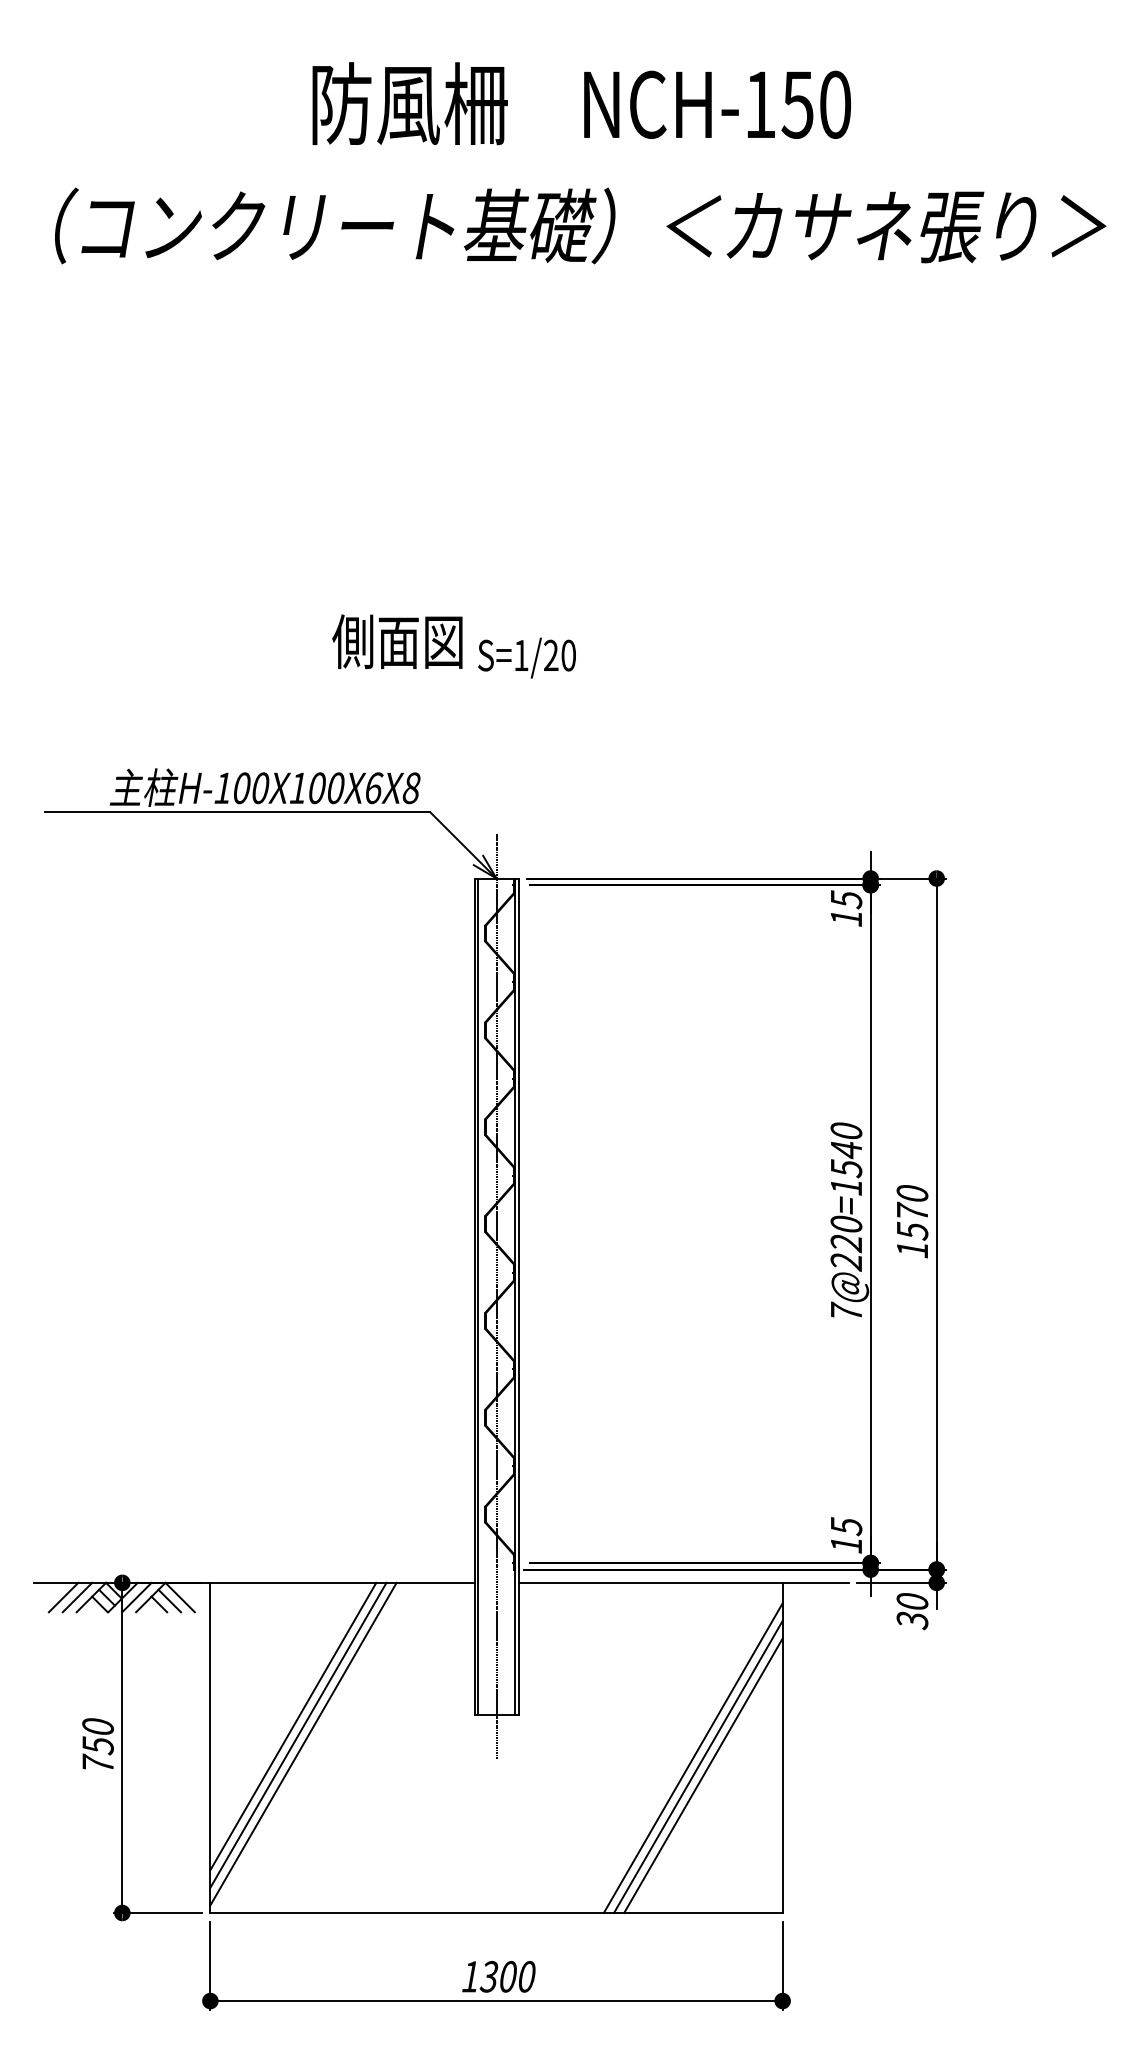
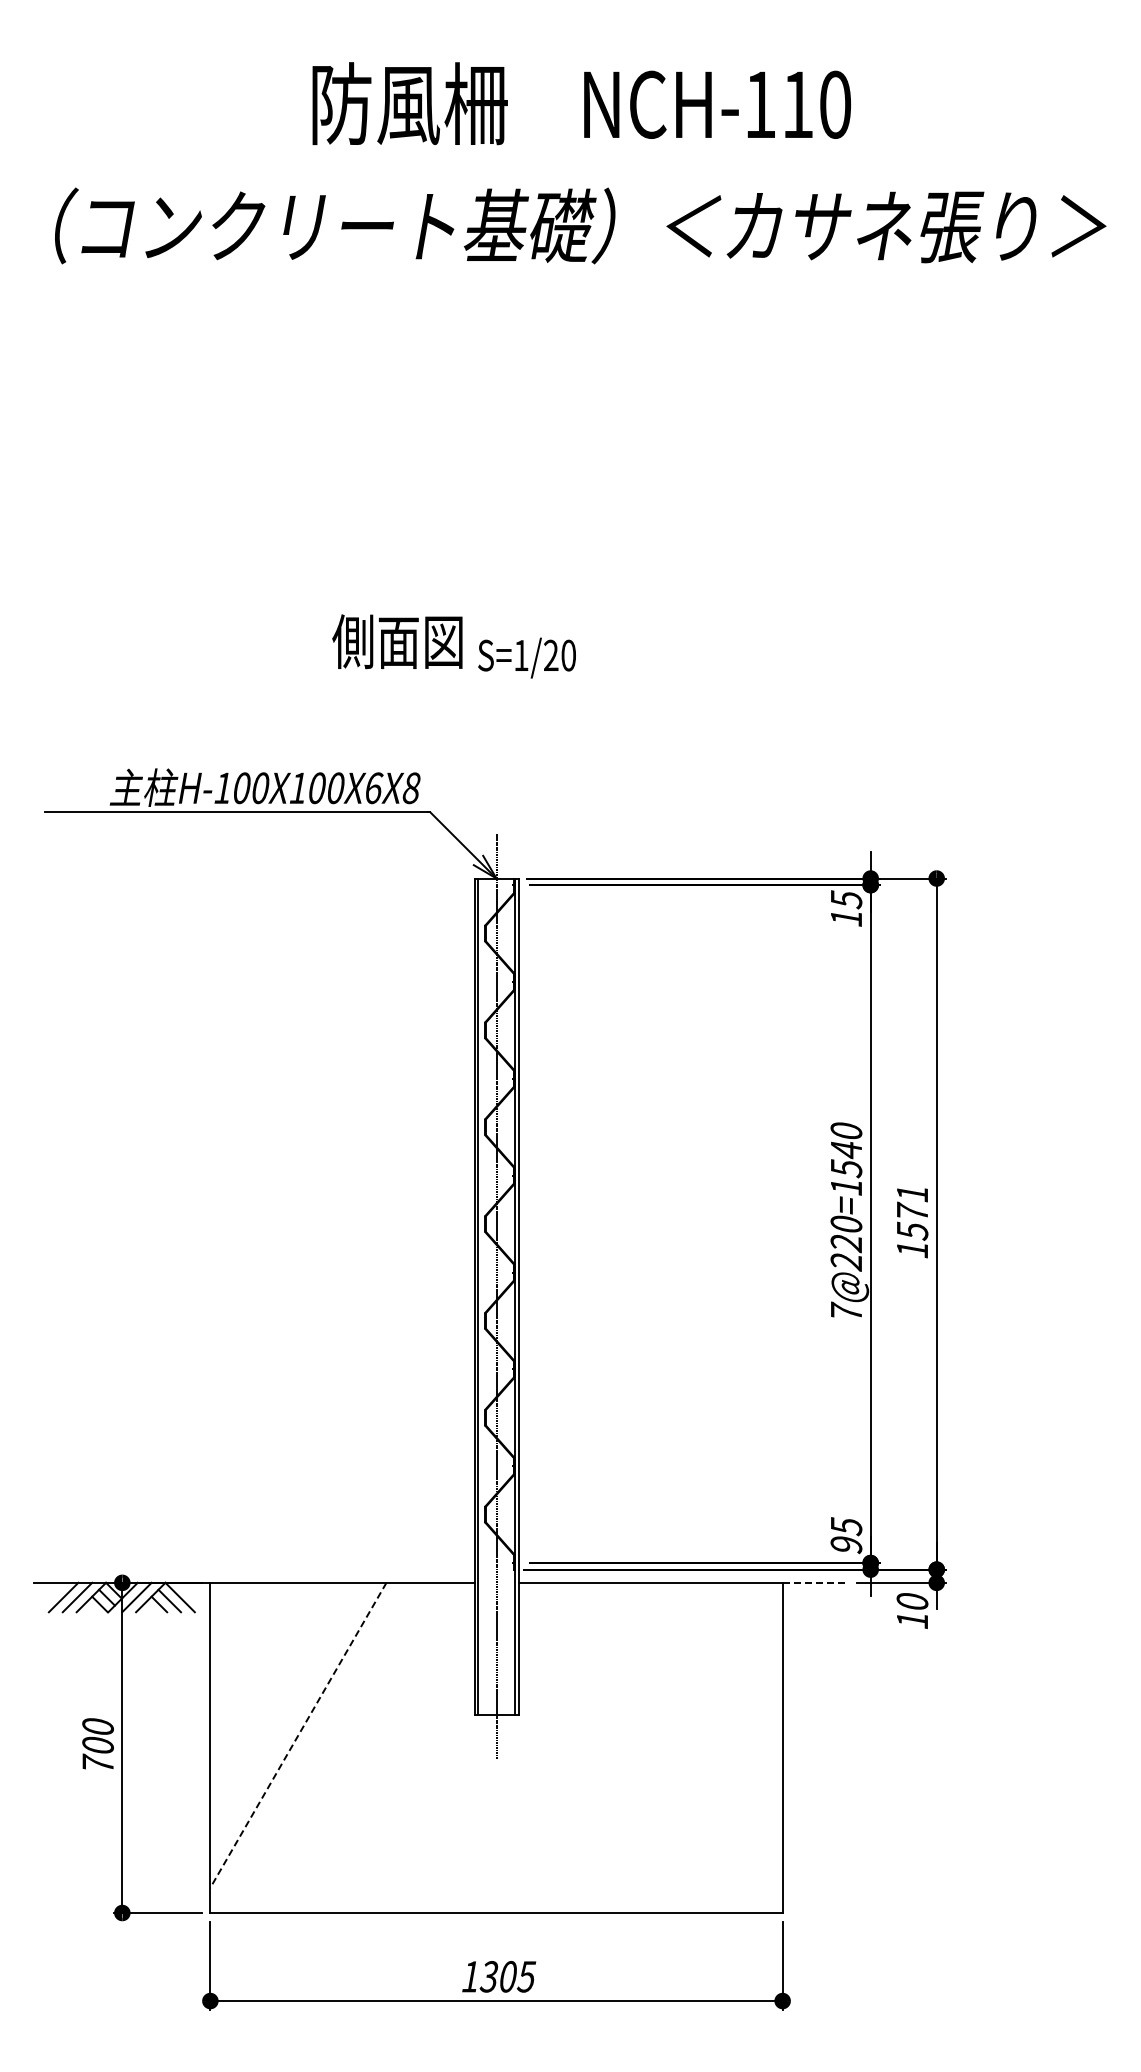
text: NCH-150 -> NCH-110 (797, 104)
text: 1570 -> 1571 (912, 1193)
text: 15 -> 95 (846, 1545)
line: solid -> dashed (816, 1582)
text: 30 -> 10 (912, 1620)
line: present -> none (293, 1726)
line: solid -> dashed (298, 1735)
line: present -> none (303, 1743)
text: 750 -> 700 (97, 1745)
line: present -> none (692, 1757)
line: present -> none (698, 1766)
line: present -> none (703, 1775)
text: 1300 -> 1305 (526, 1976)
